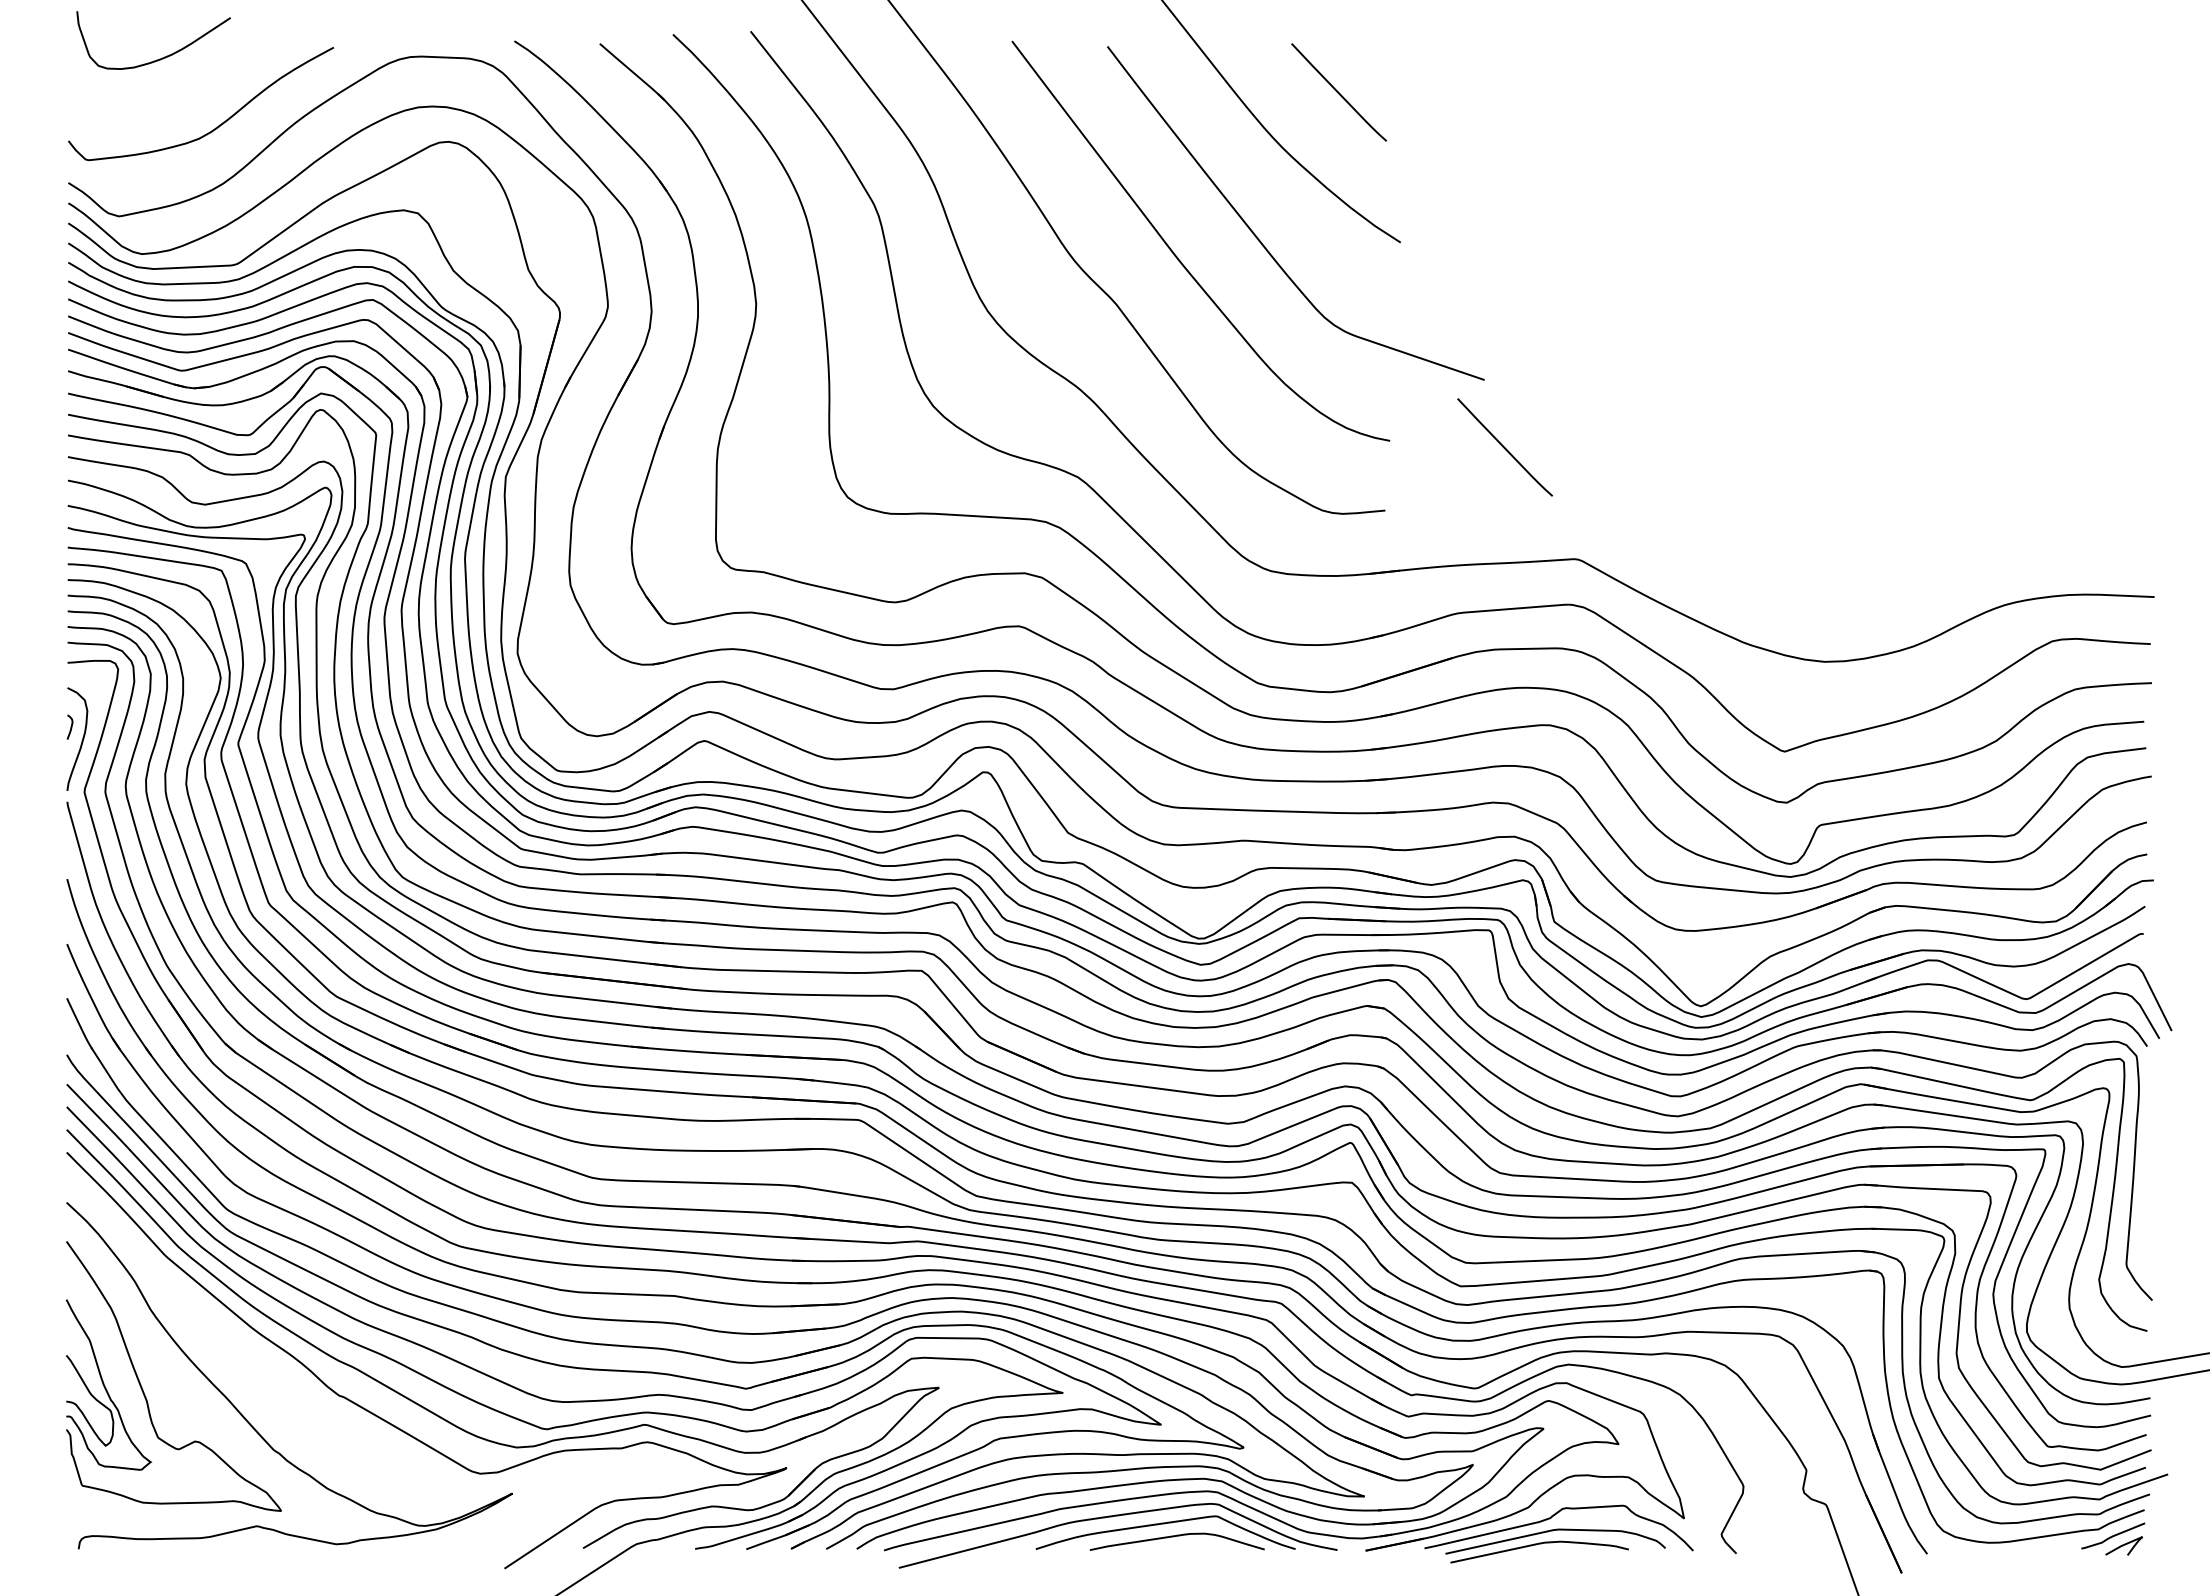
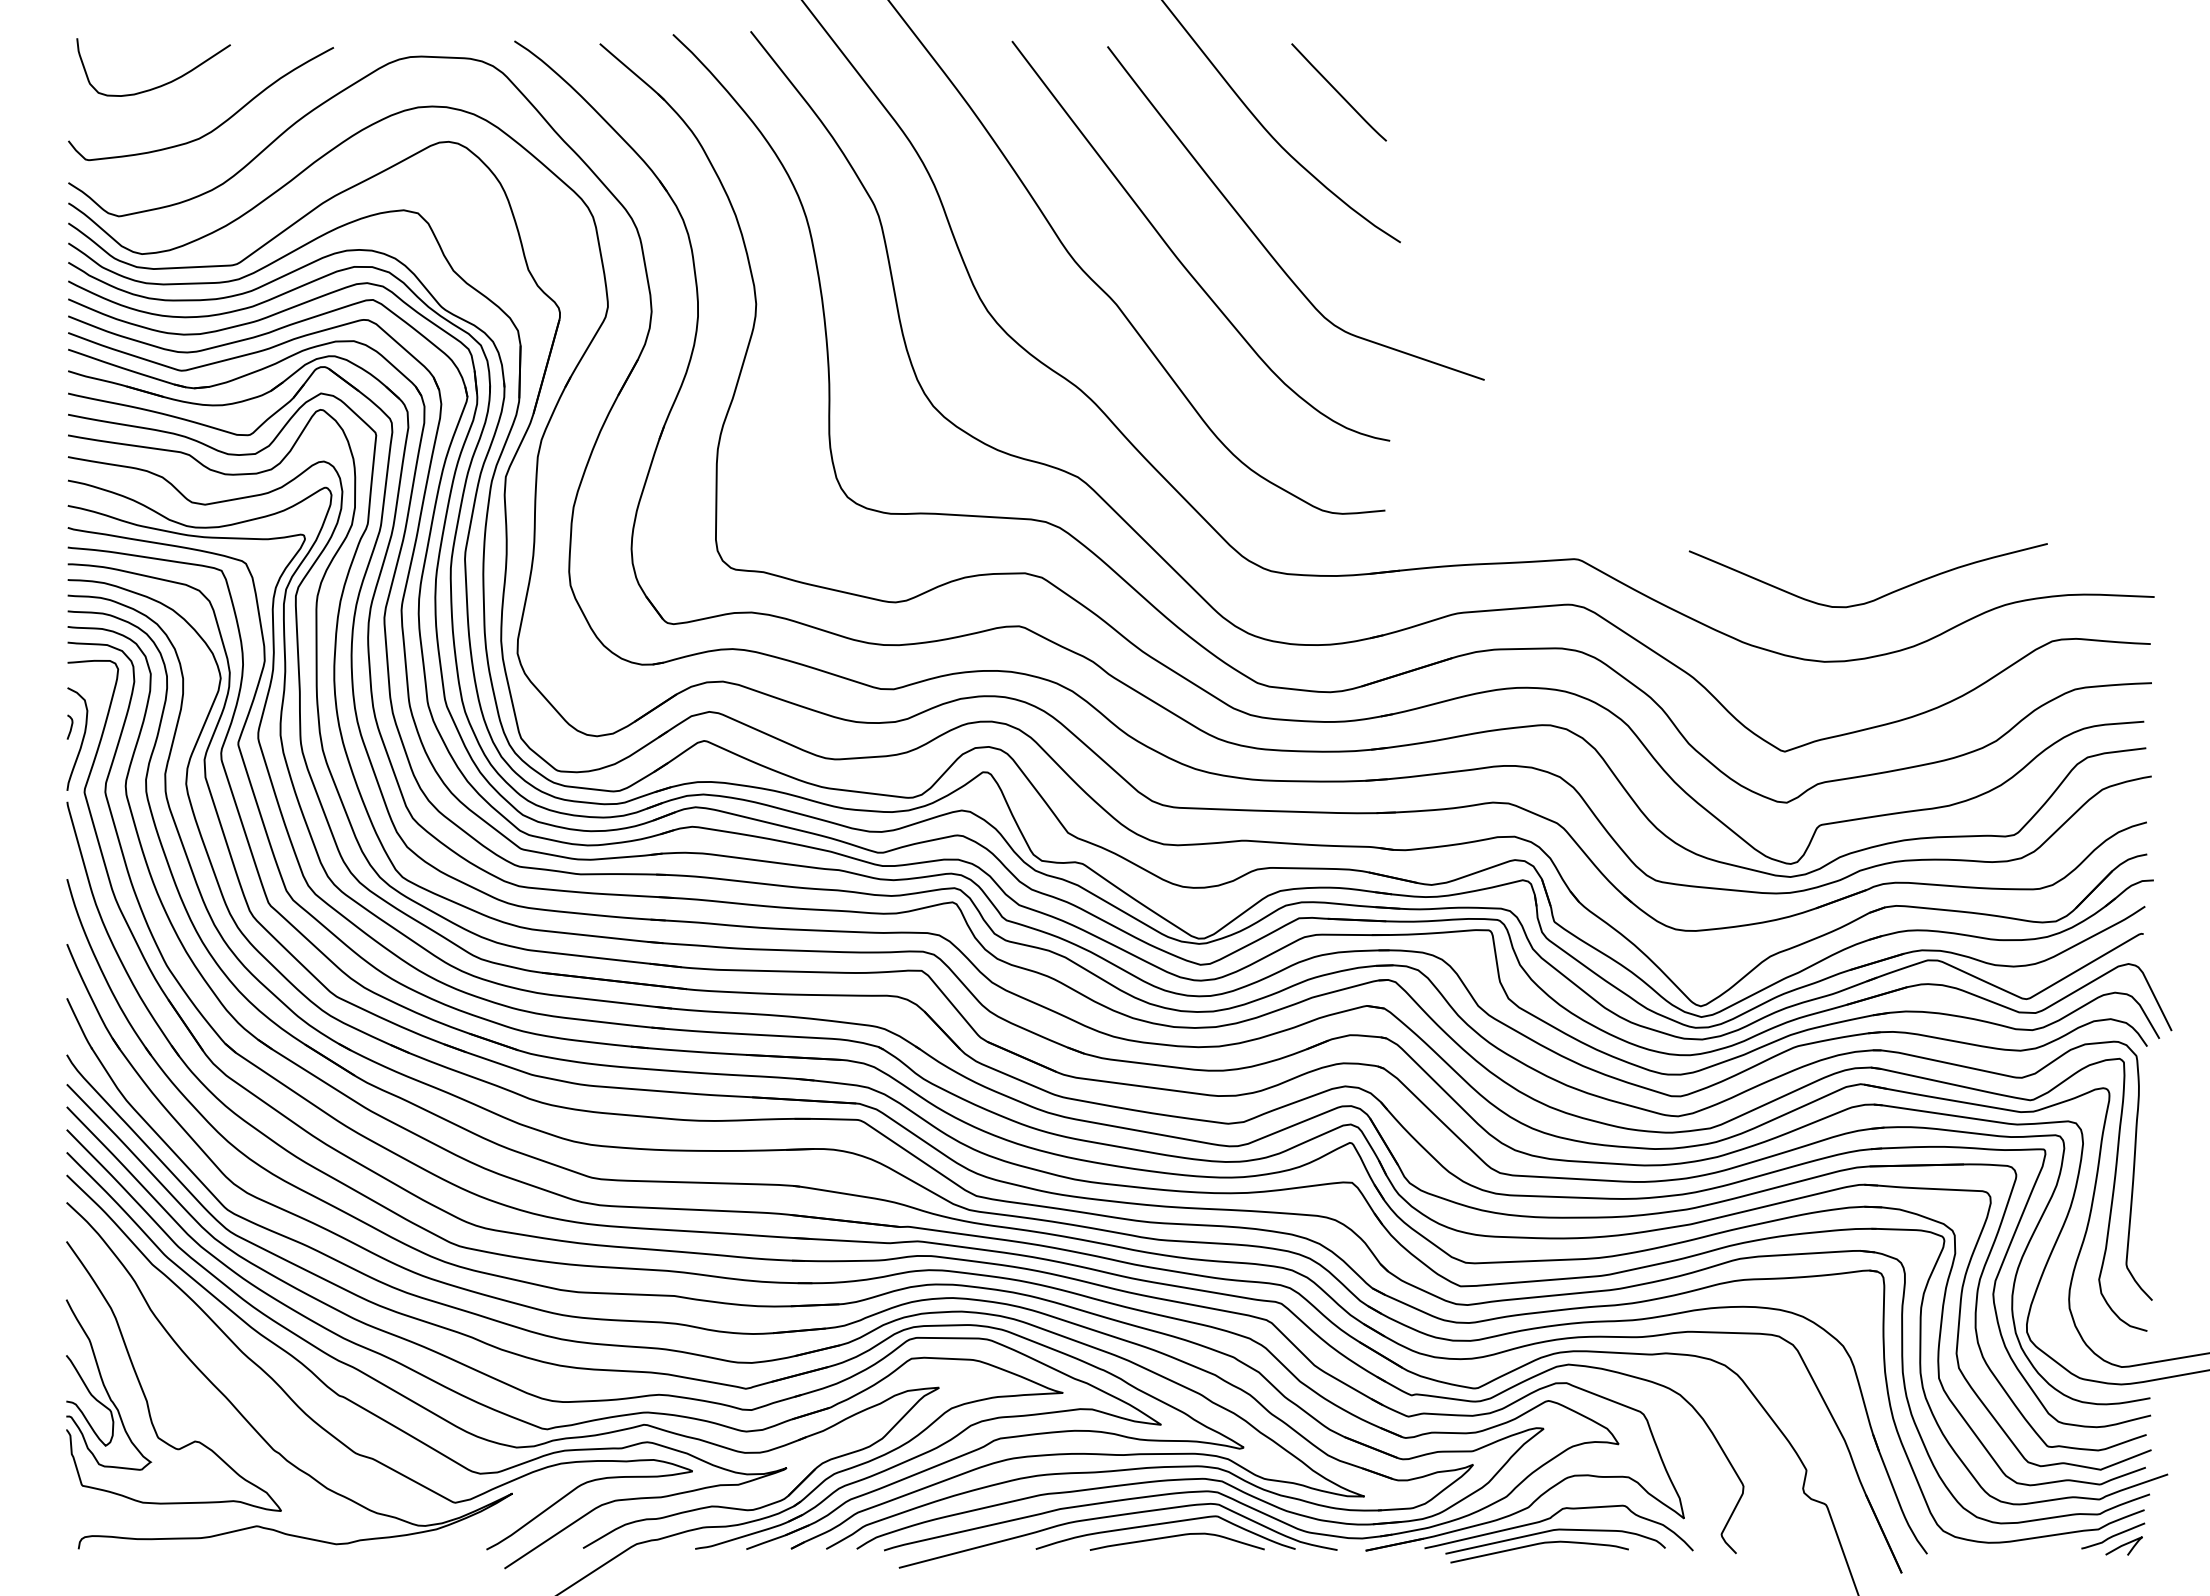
curve position: (159, 58) -> (159, 85) (159, 85)
curve: present -> none (1504, 447)
curve: none -> present (1875, 598)
curve: none -> present (327, 1430)
